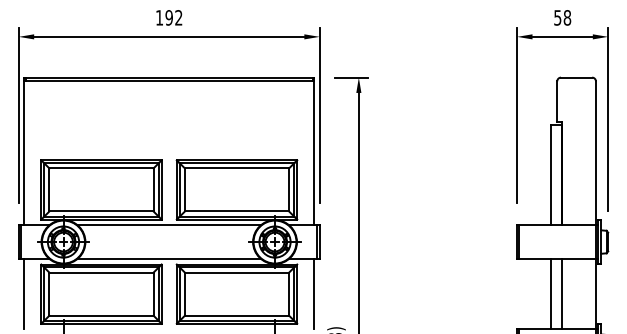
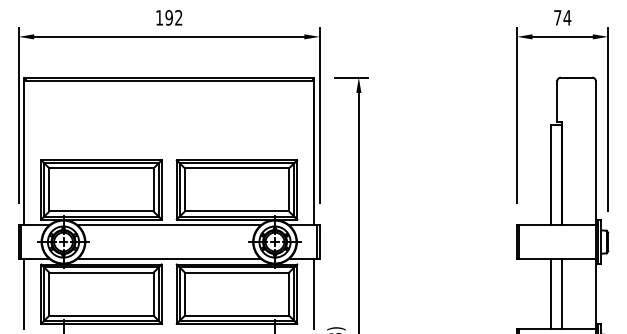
text: 58 -> 74 (562, 17)
